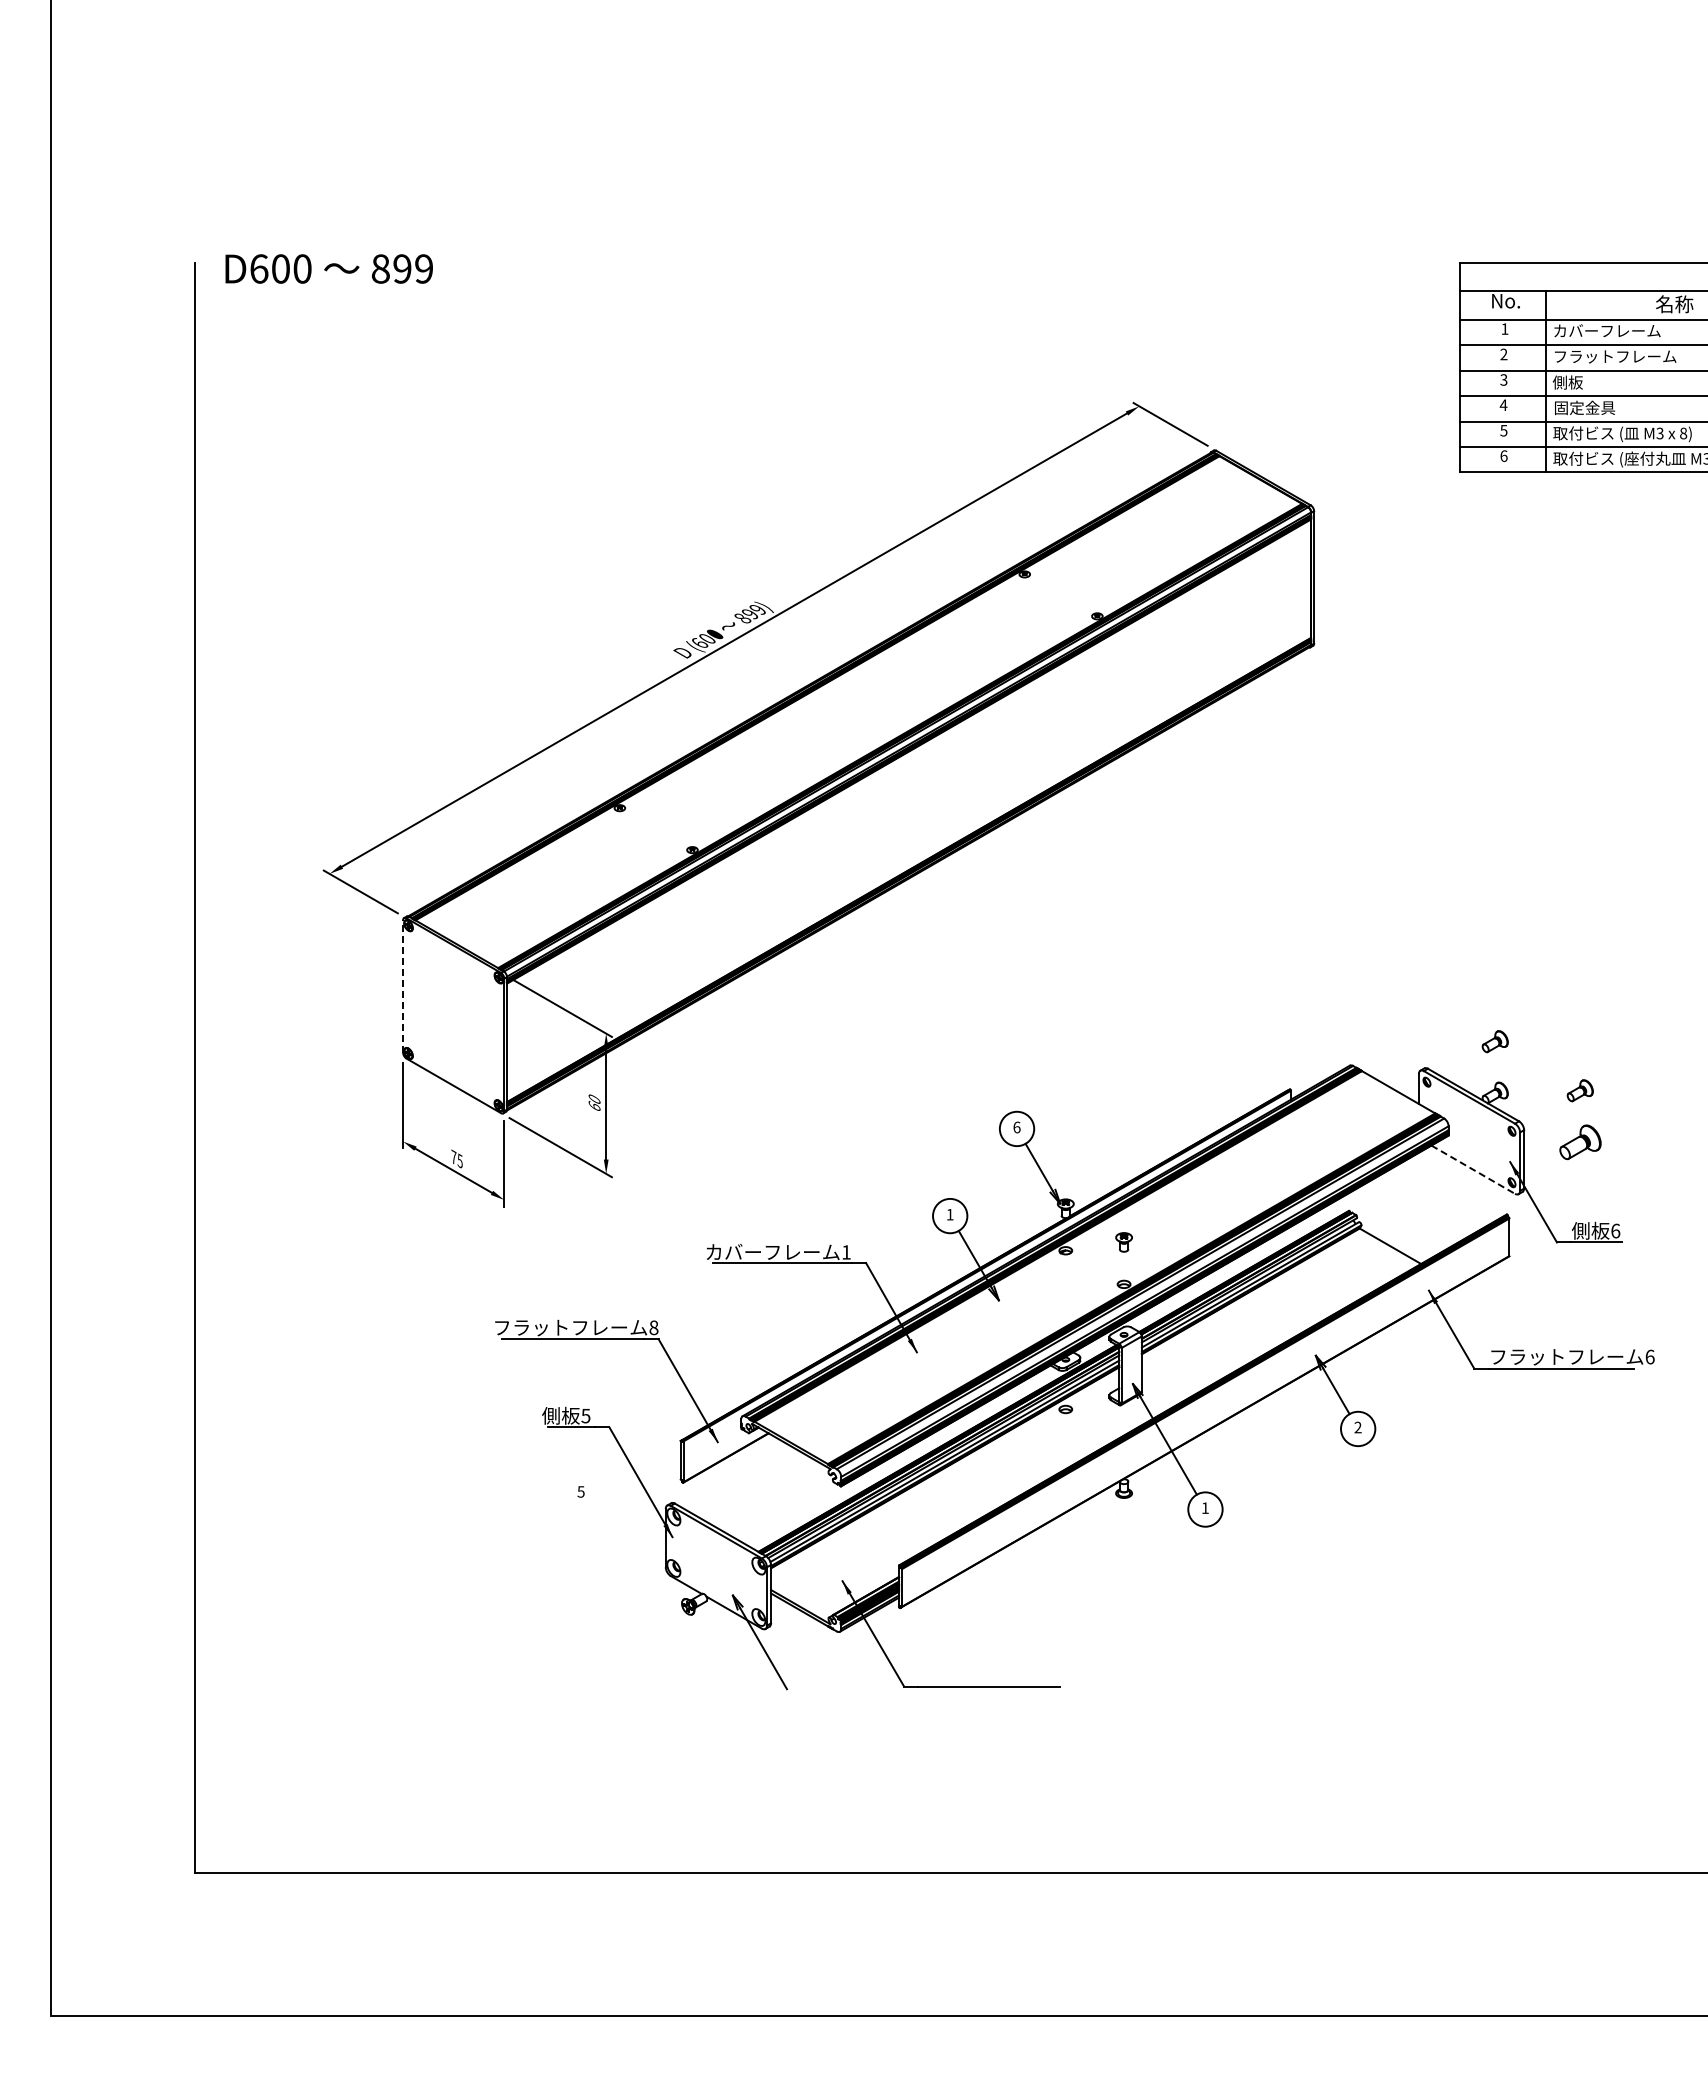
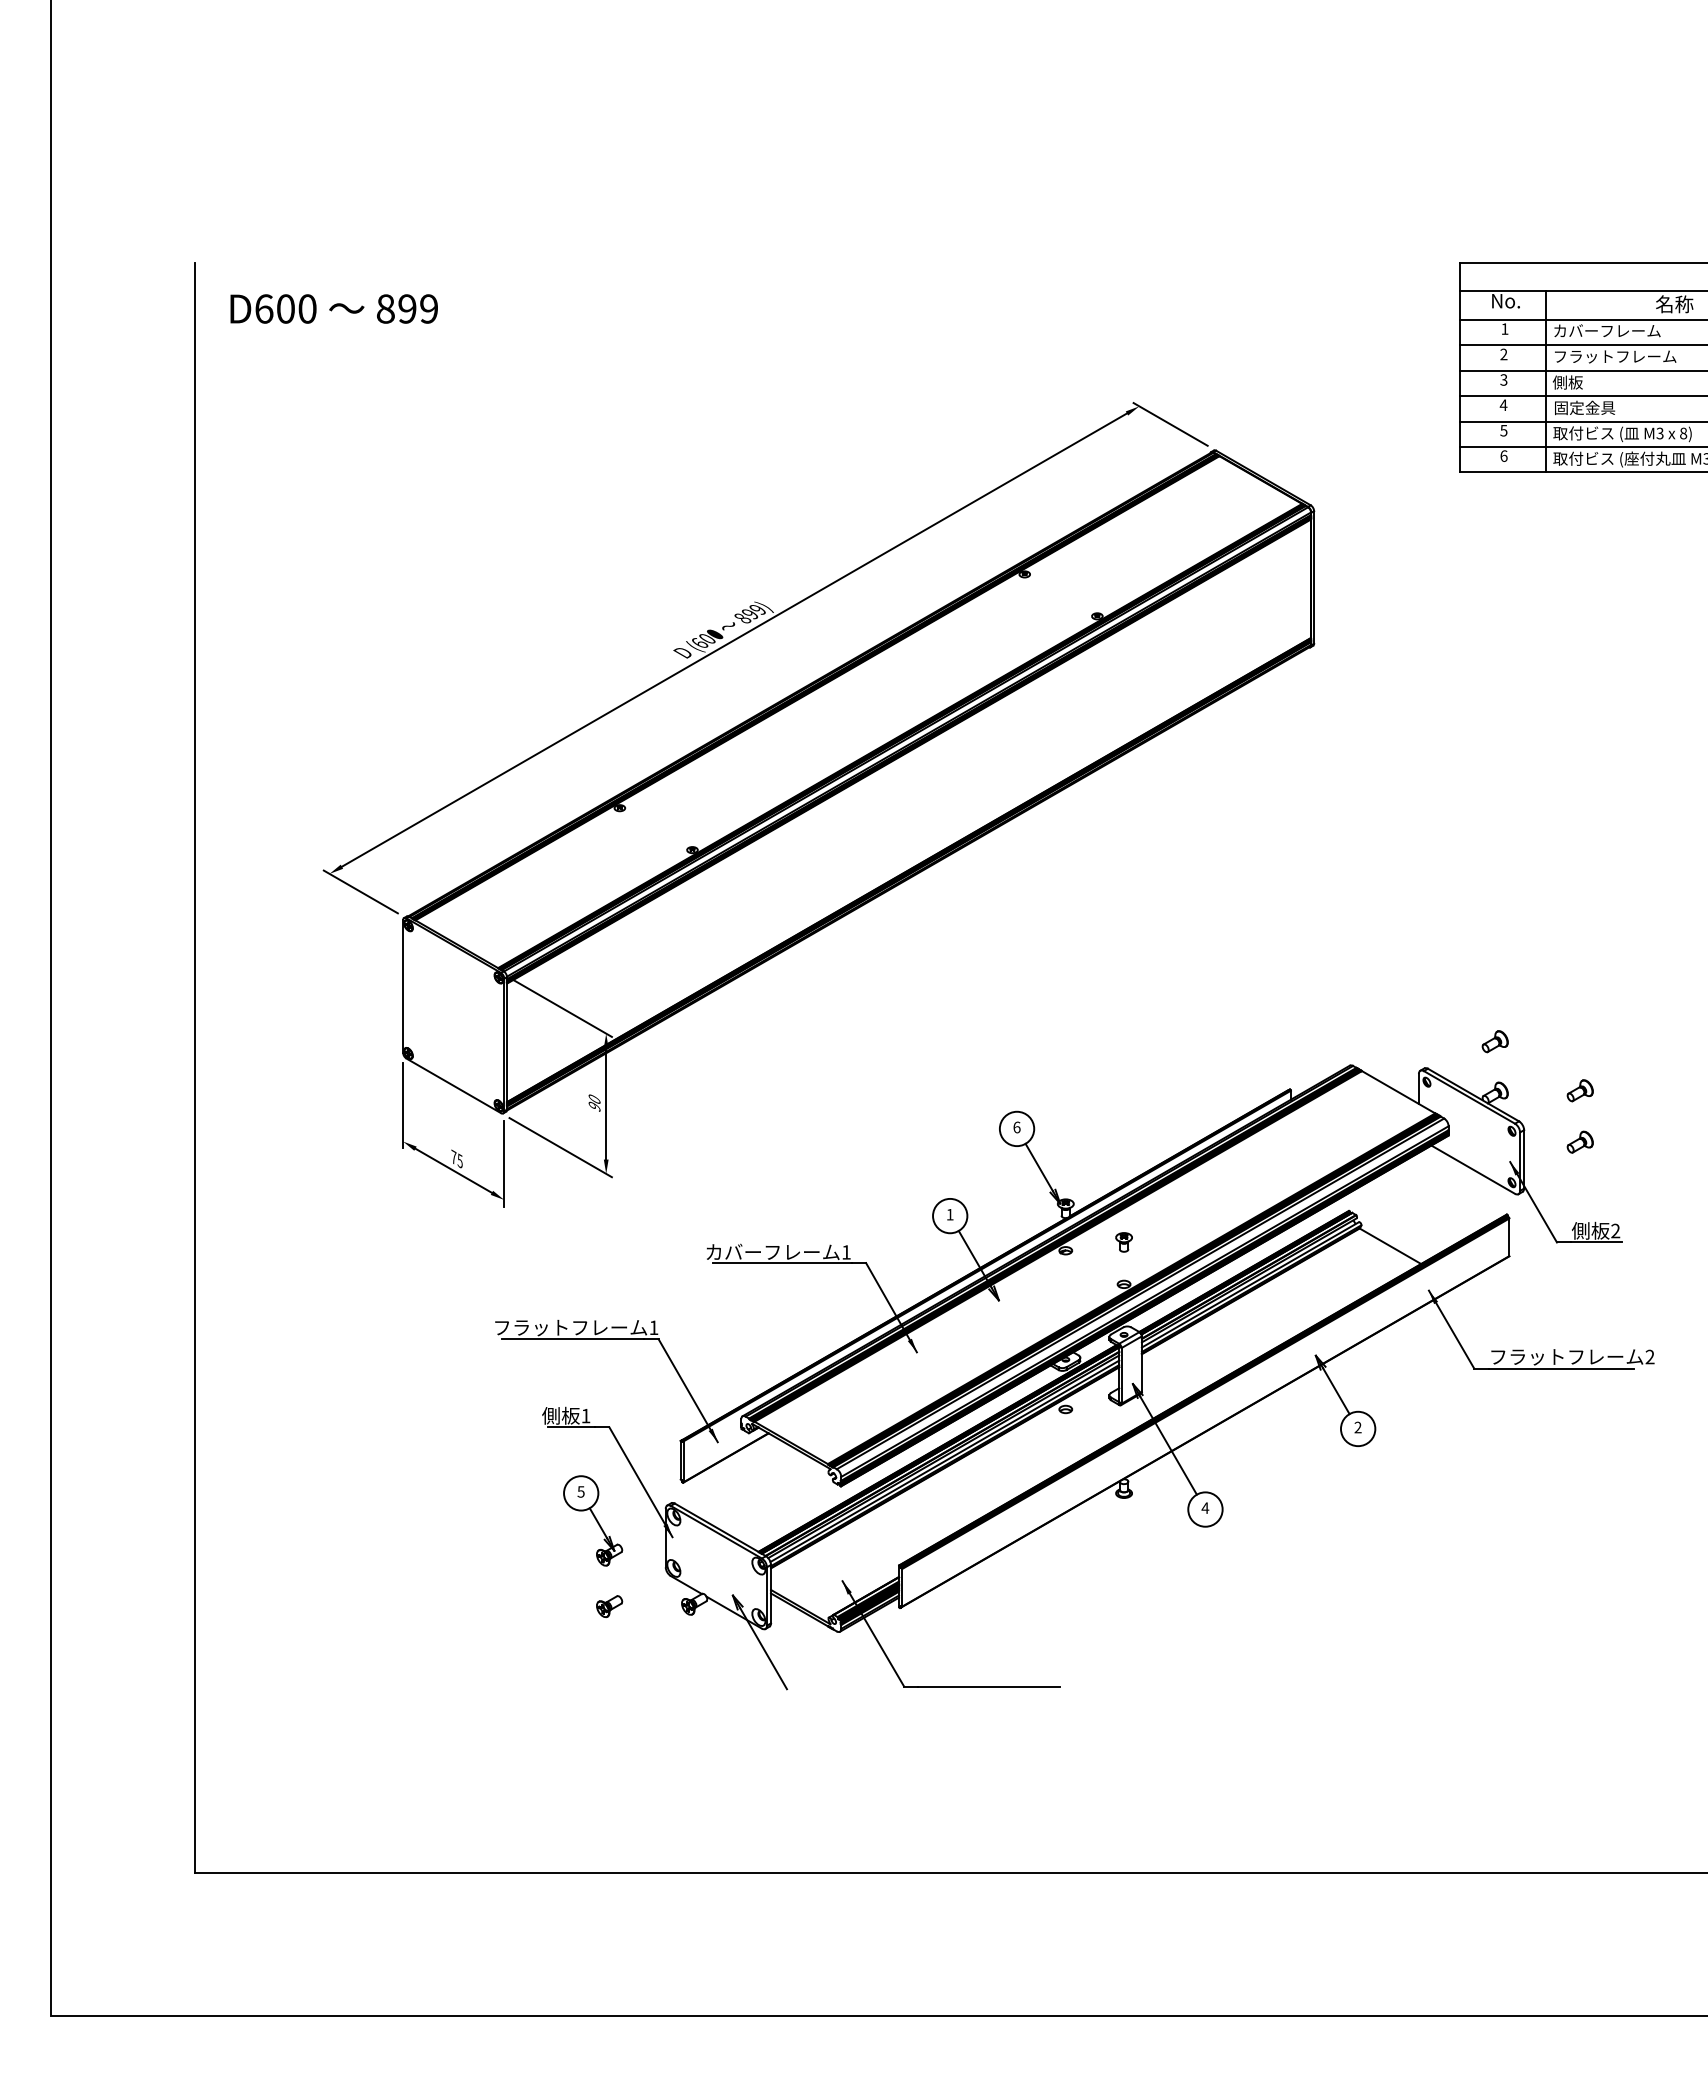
text position: (328, 268) -> (333, 308) (333, 308)
line: dashed -> solid (403, 985)
text: 60 -> 90 (594, 1105)
part size: 43x37 px -> 28x24 px (1579, 1141)
line: dashed -> solid (1473, 1169)
text: 6 -> 2 (1615, 1230)
text: 8 -> 1 (653, 1327)
text: 6 -> 2 (1649, 1356)
text: 5 -> 1 (585, 1416)
text: 1 -> 4 (1205, 1507)
part: none -> present (593, 1520)
part: none -> present (609, 1606)
